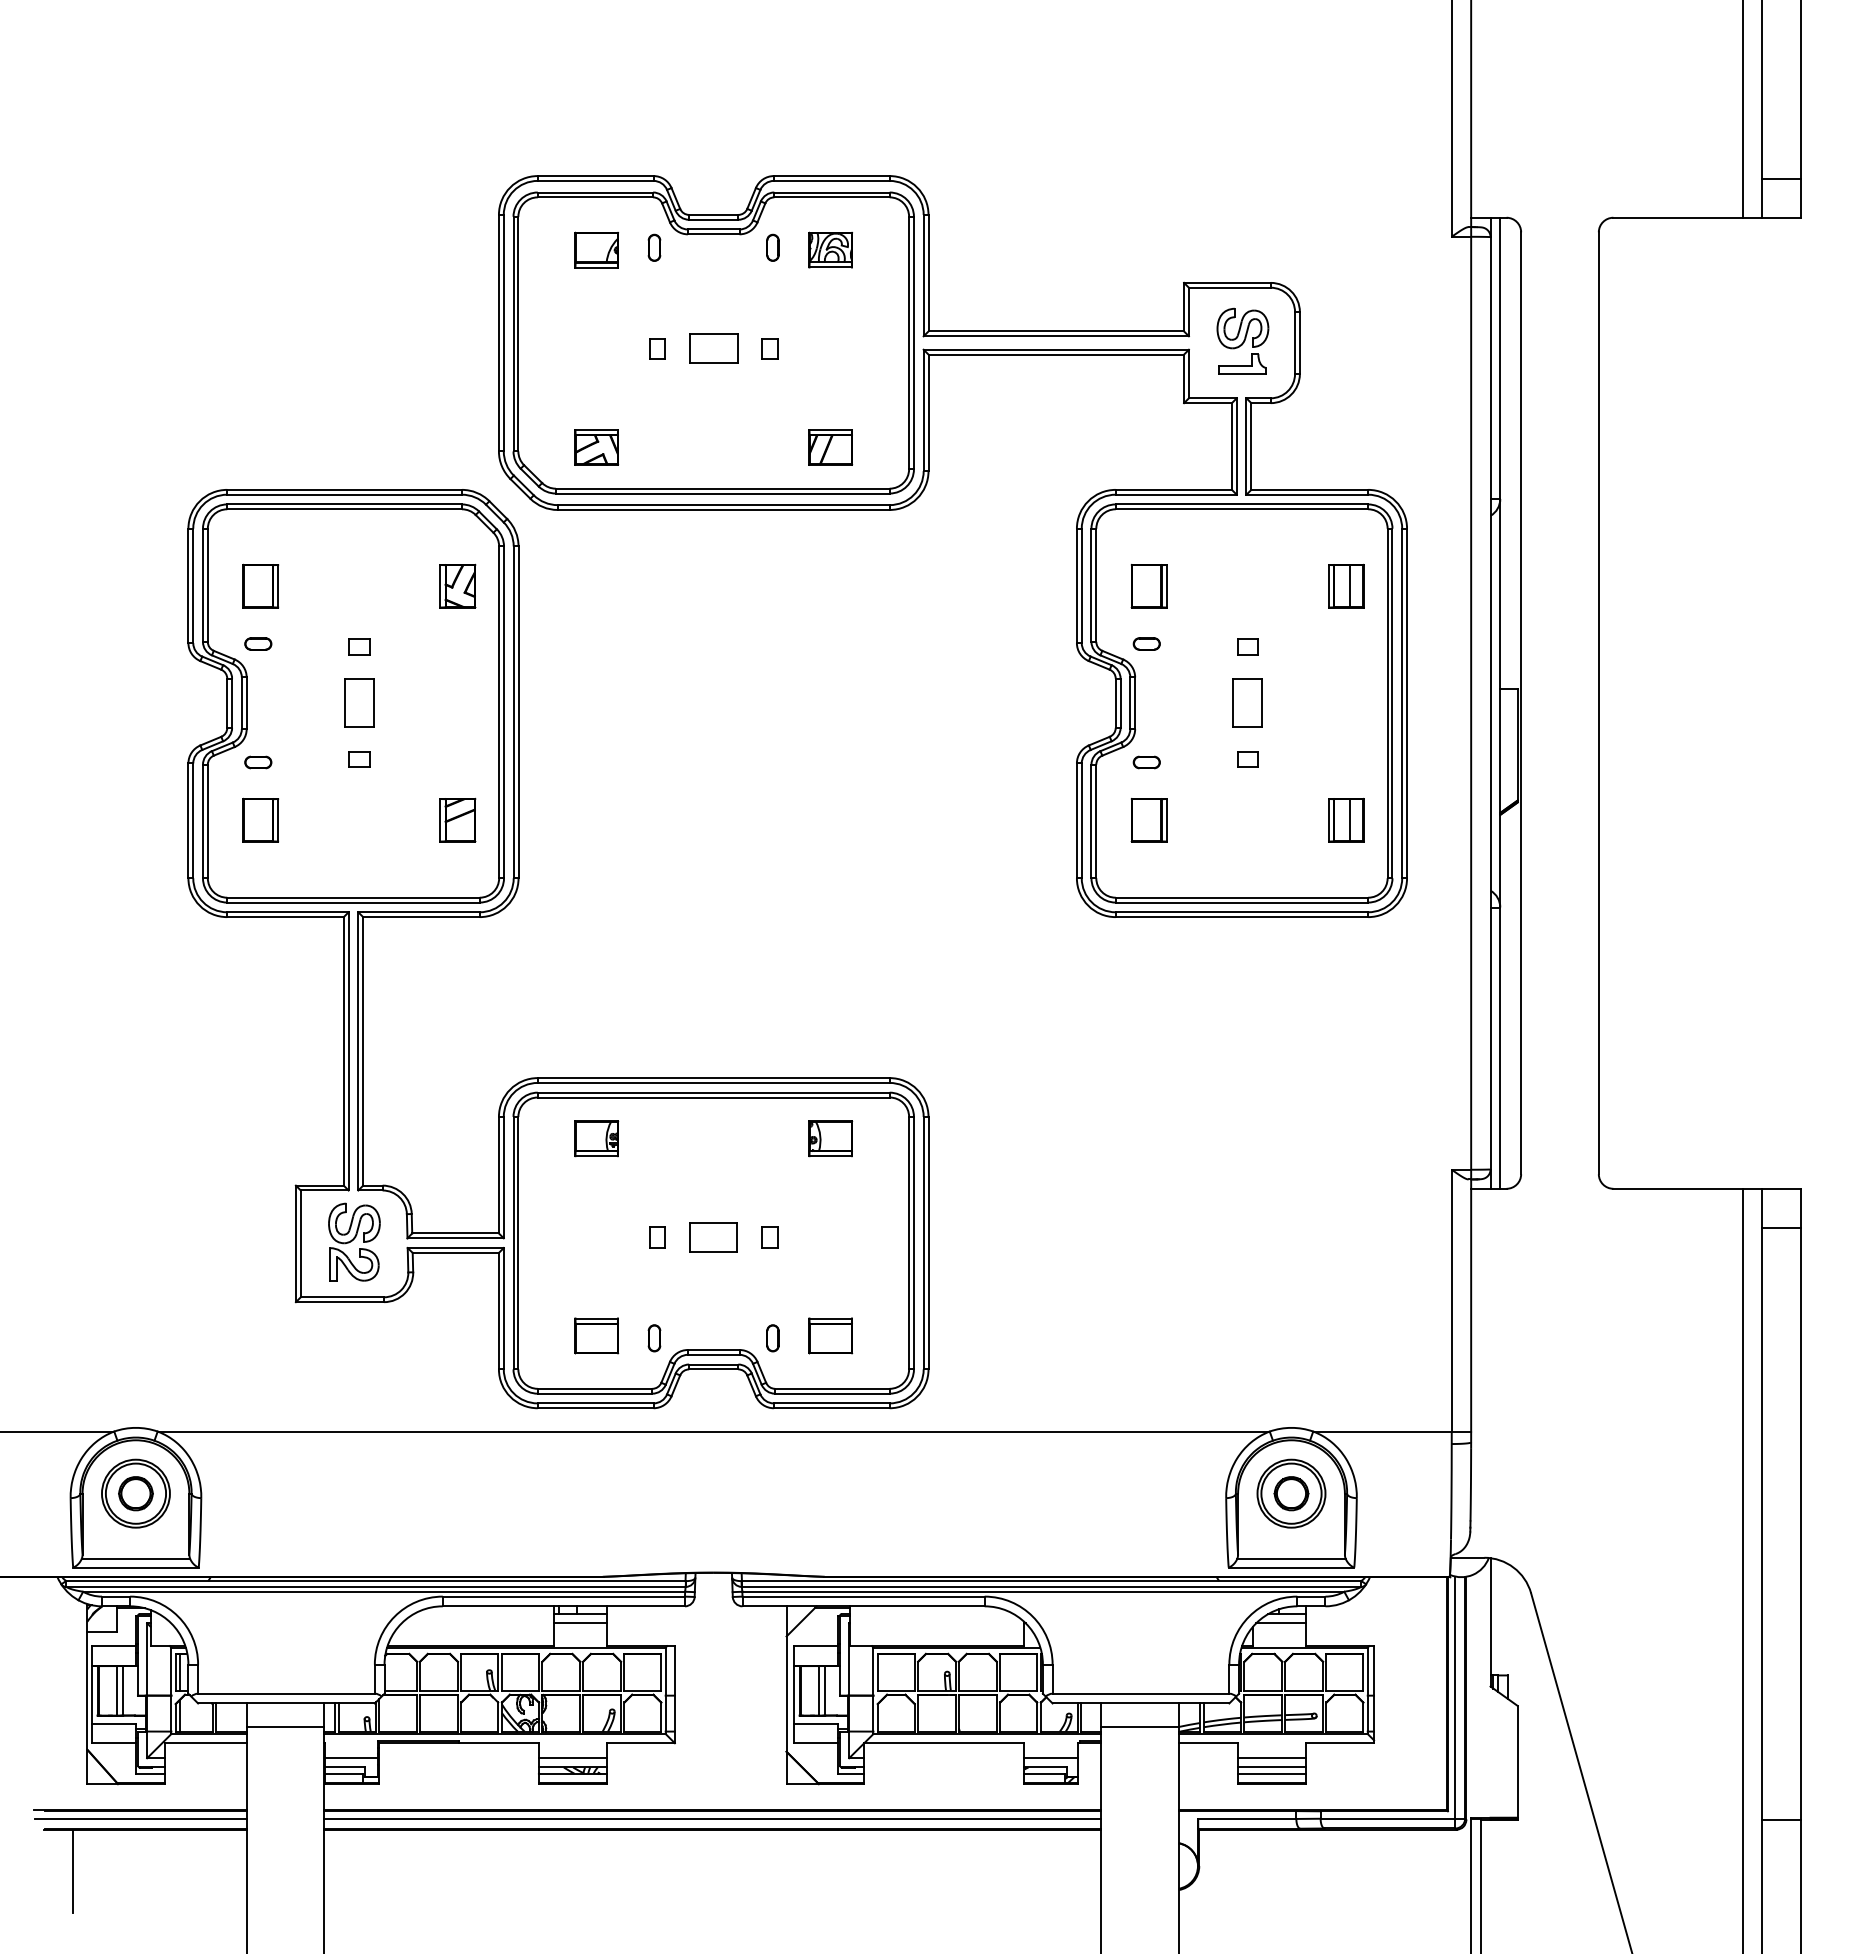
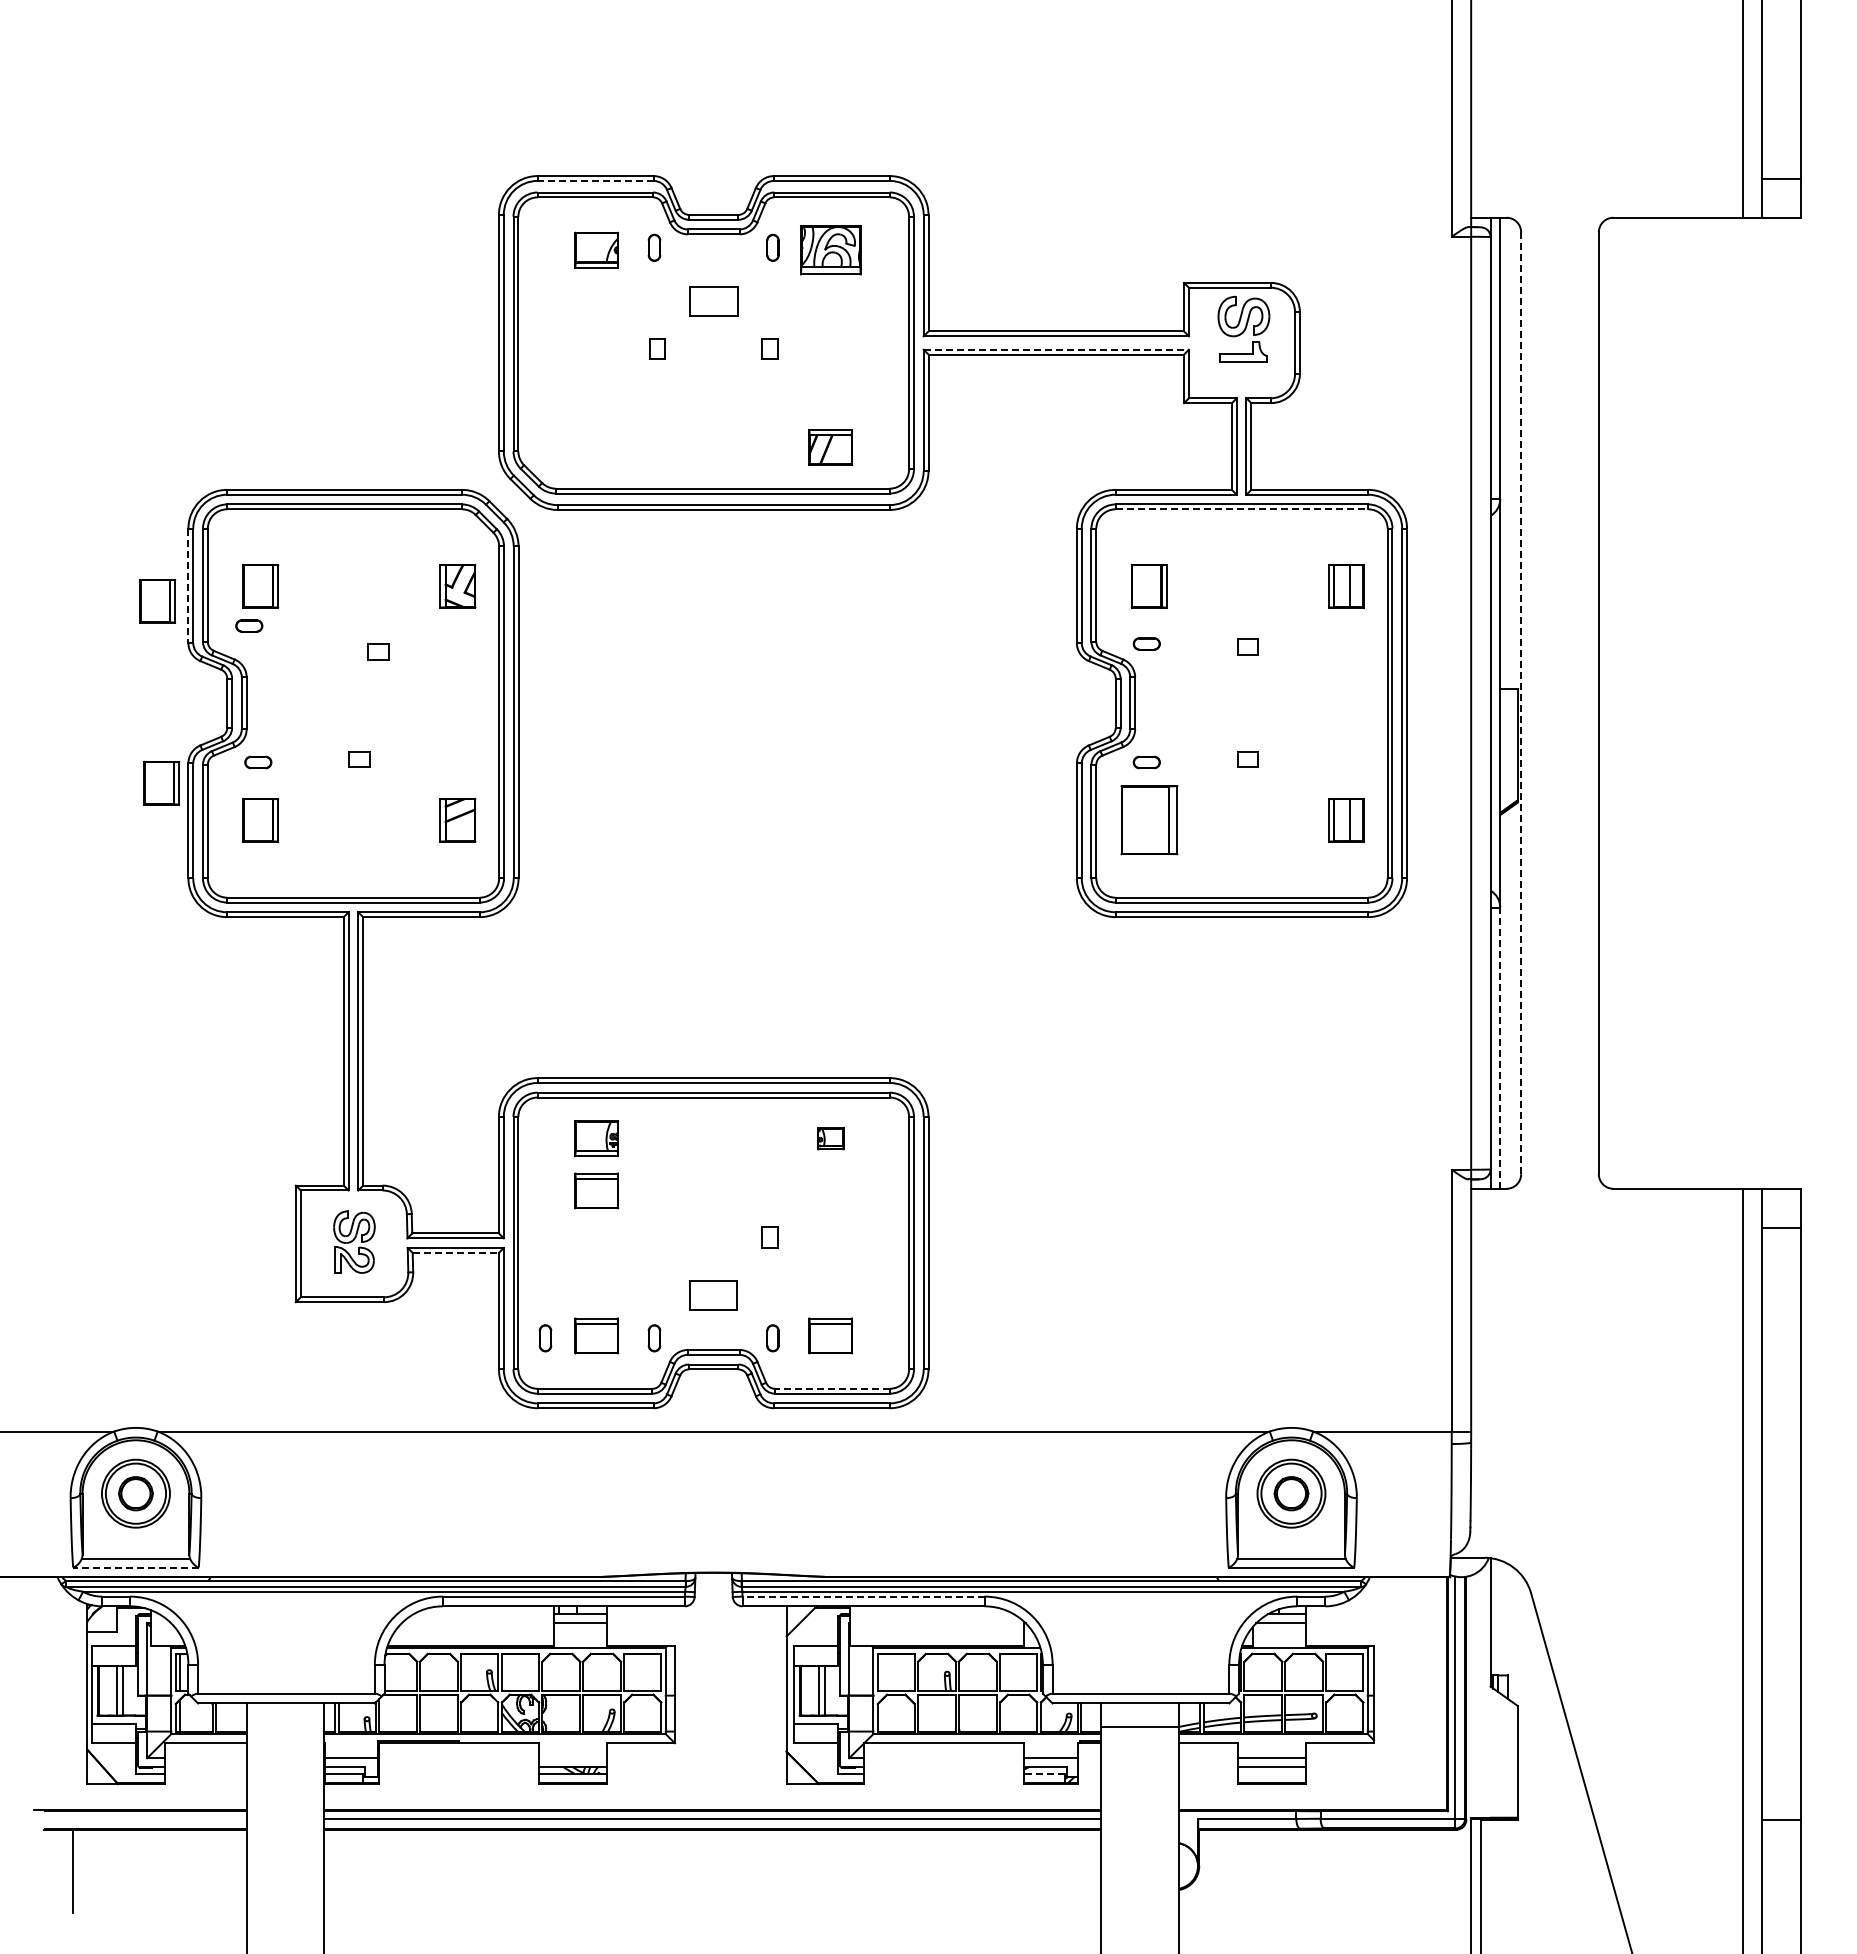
line: solid -> dashed (595, 180)
part size: 45x38 px -> 62x51 px (830, 250)
part position: (1242, 340) -> (1243, 328) (1243, 328)
part position: (713, 348) -> (713, 301) (713, 301)
line: solid -> dashed (1056, 349)
part: present -> none (596, 447)
line: solid -> dashed (1242, 509)
line: solid -> dashed (188, 586)
part: none -> present (157, 600)
part position: (258, 643) -> (249, 625) (249, 625)
part position: (359, 646) -> (378, 651) (378, 651)
part: present -> none (359, 702)
part: present -> none (1247, 702)
line: solid -> dashed (1521, 703)
part: none -> present (161, 782)
part size: 38x45 px -> 59x71 px (1149, 820)
line: solid -> dashed (1500, 1048)
part size: 46x38 px -> 28x24 px (830, 1138)
part: none -> present (596, 1190)
part: present -> none (657, 1237)
part position: (713, 1237) -> (713, 1295) (713, 1295)
part size: 53x80 px -> 43x64 px (354, 1241)
line: solid -> dashed (456, 1252)
part: none -> present (545, 1338)
line: solid -> dashed (831, 1388)
line: solid -> dashed (135, 1567)
line: solid -> dashed (863, 1596)
line: present -> none (285, 1726)
line: present -> none (572, 1758)
line: solid -> dashed (1044, 1773)
line: present -> none (1272, 1773)
line: present -> none (140, 1818)
